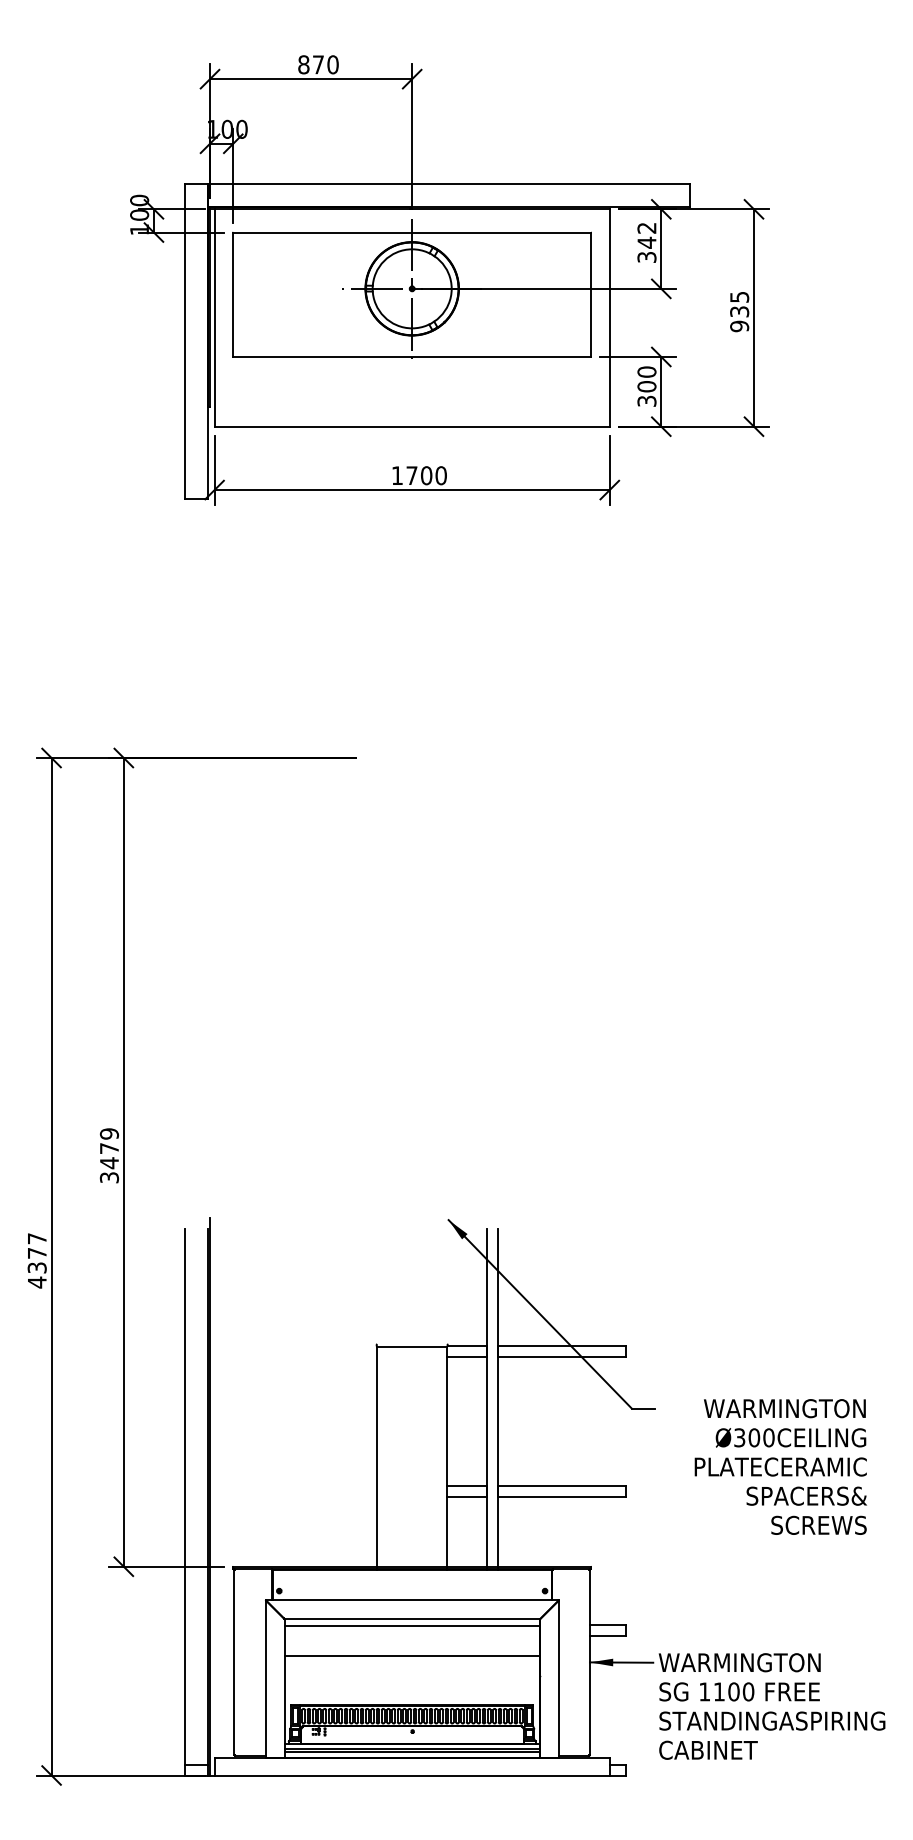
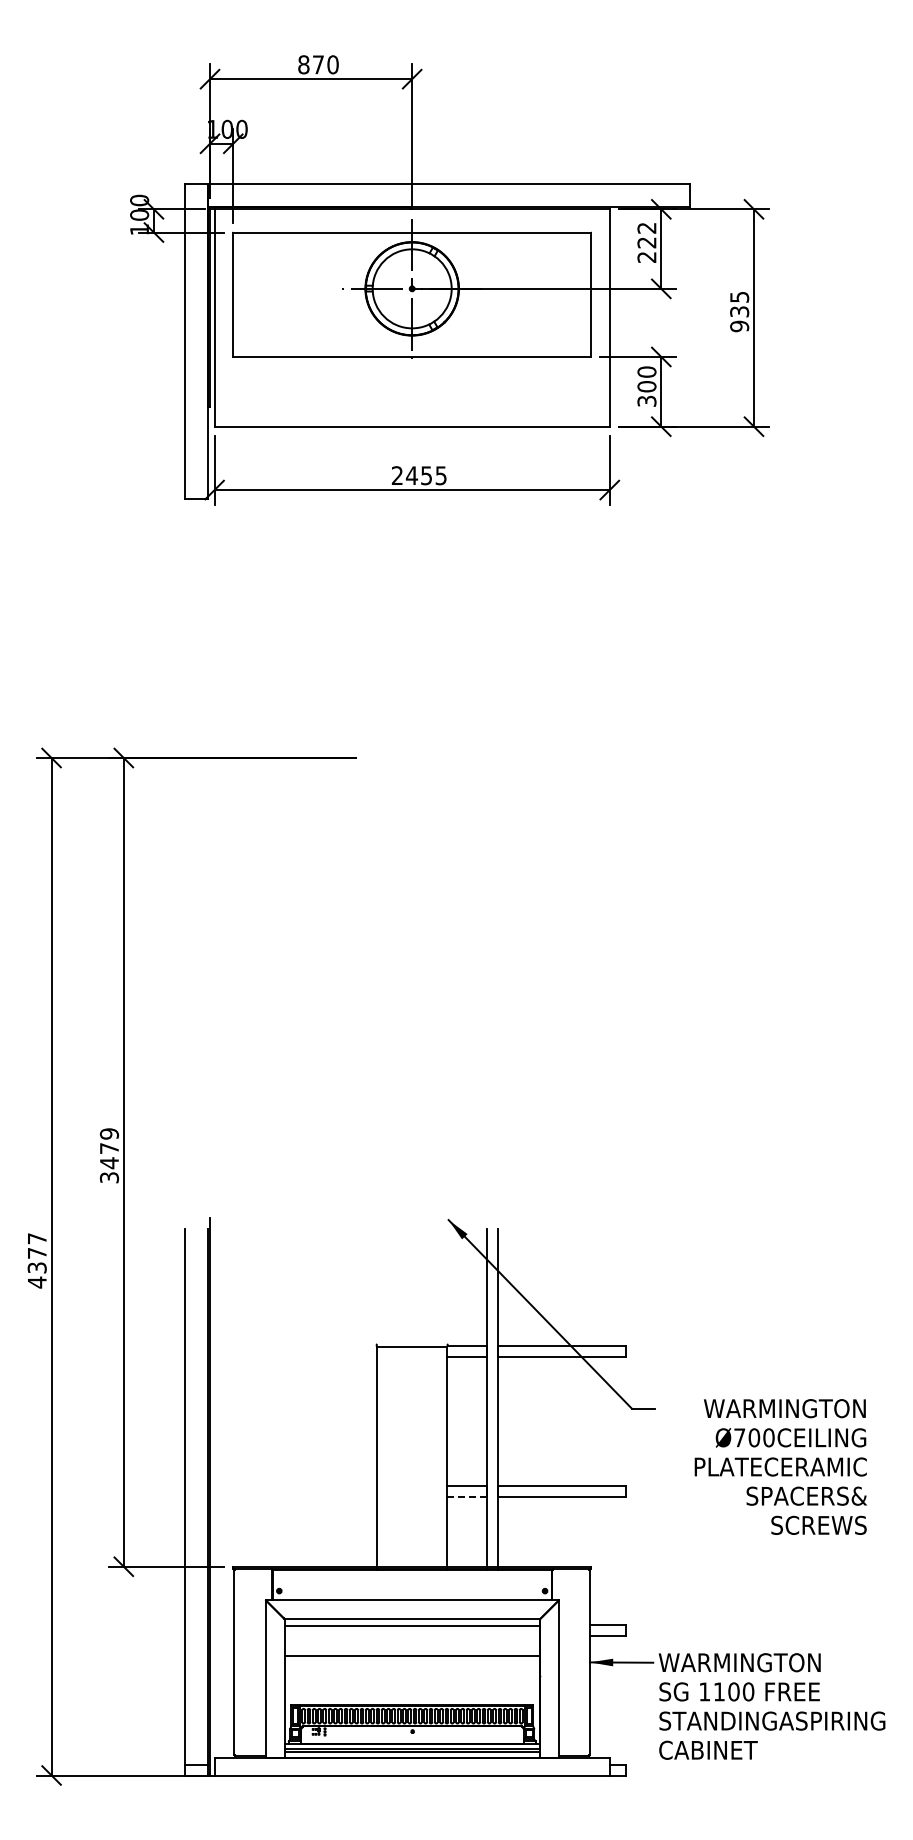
text: 342 -> 222 (646, 249)
text: 1700 -> 2455 (418, 475)
text: Ø300 -> Ø700 (739, 1437)
line: solid -> dashed (466, 1496)
